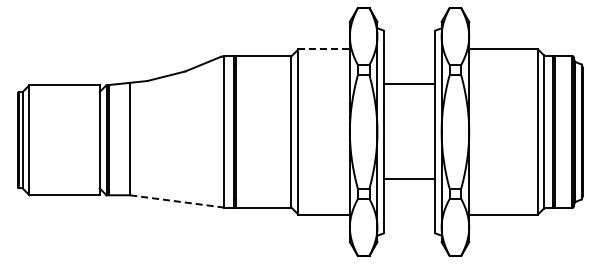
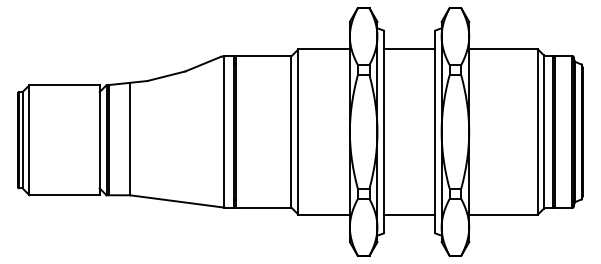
line: dashed -> solid (324, 49)
line position: (409, 84) -> (409, 49) (409, 49)
line position: (409, 178) -> (409, 214) (409, 214)
line: dashed -> solid (177, 201)
